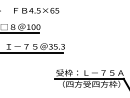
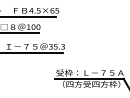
line: none -> present (29, 16)
